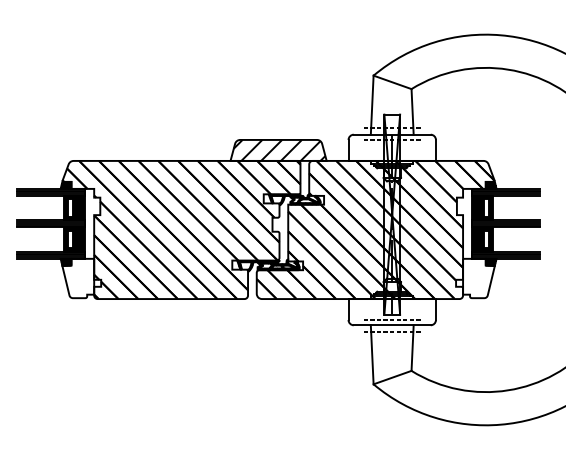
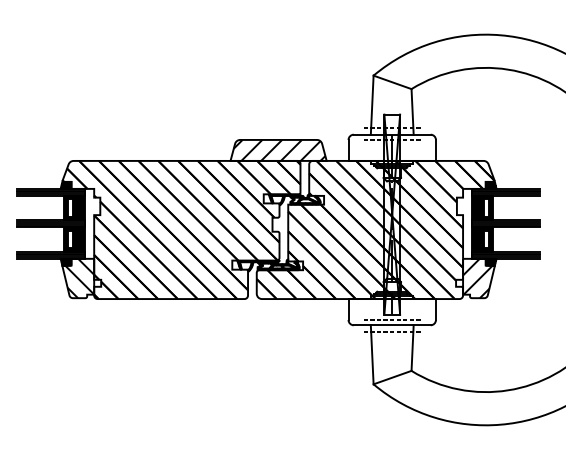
hatch: none -> present (79, 278)
hatch: none -> present (477, 278)
